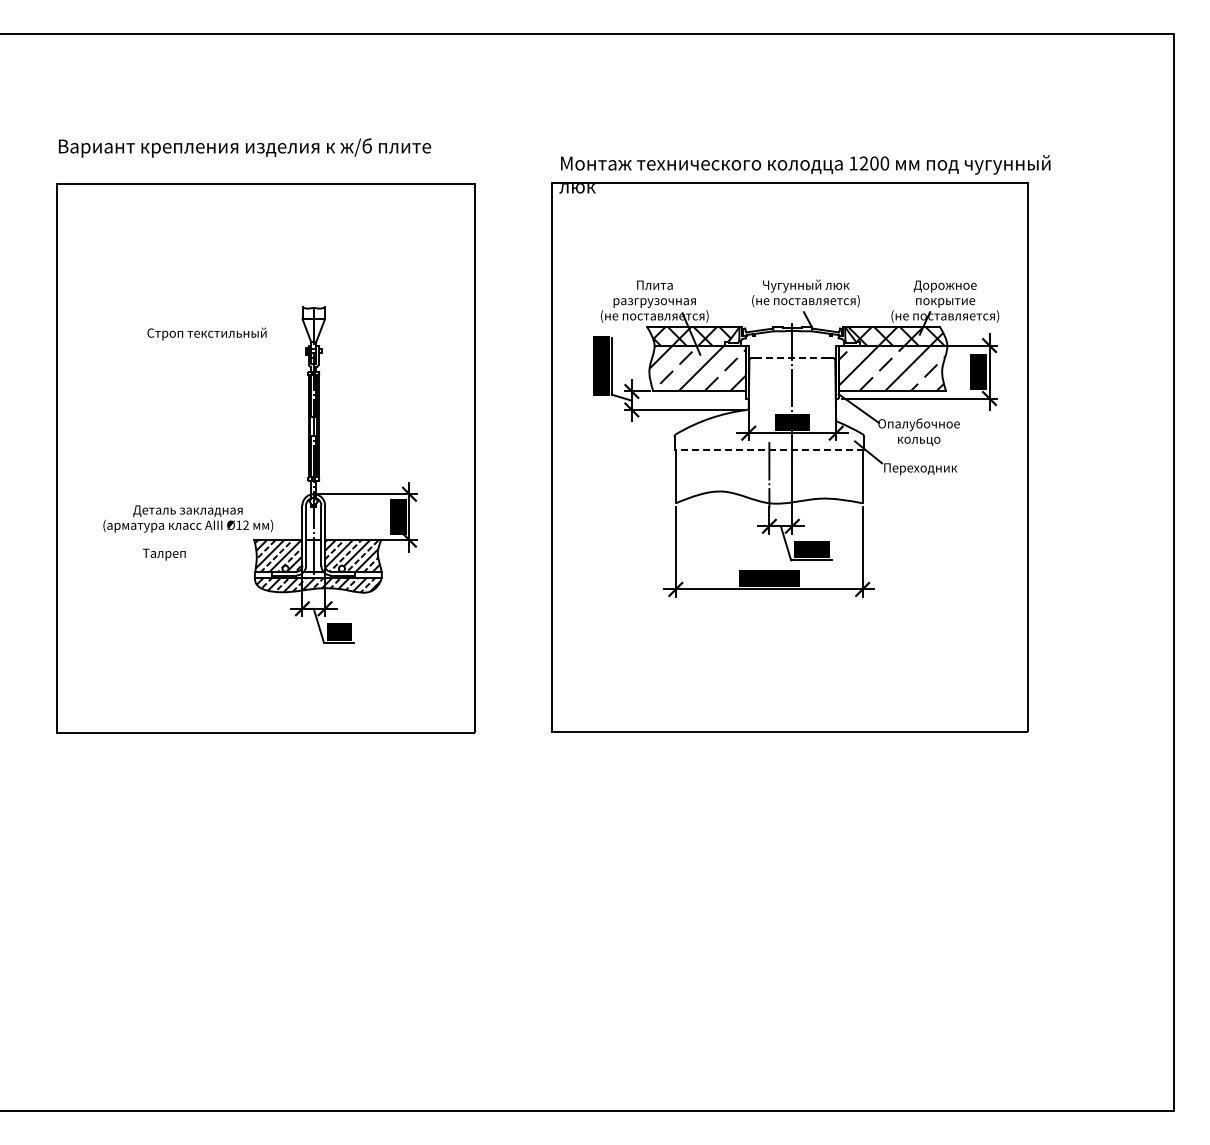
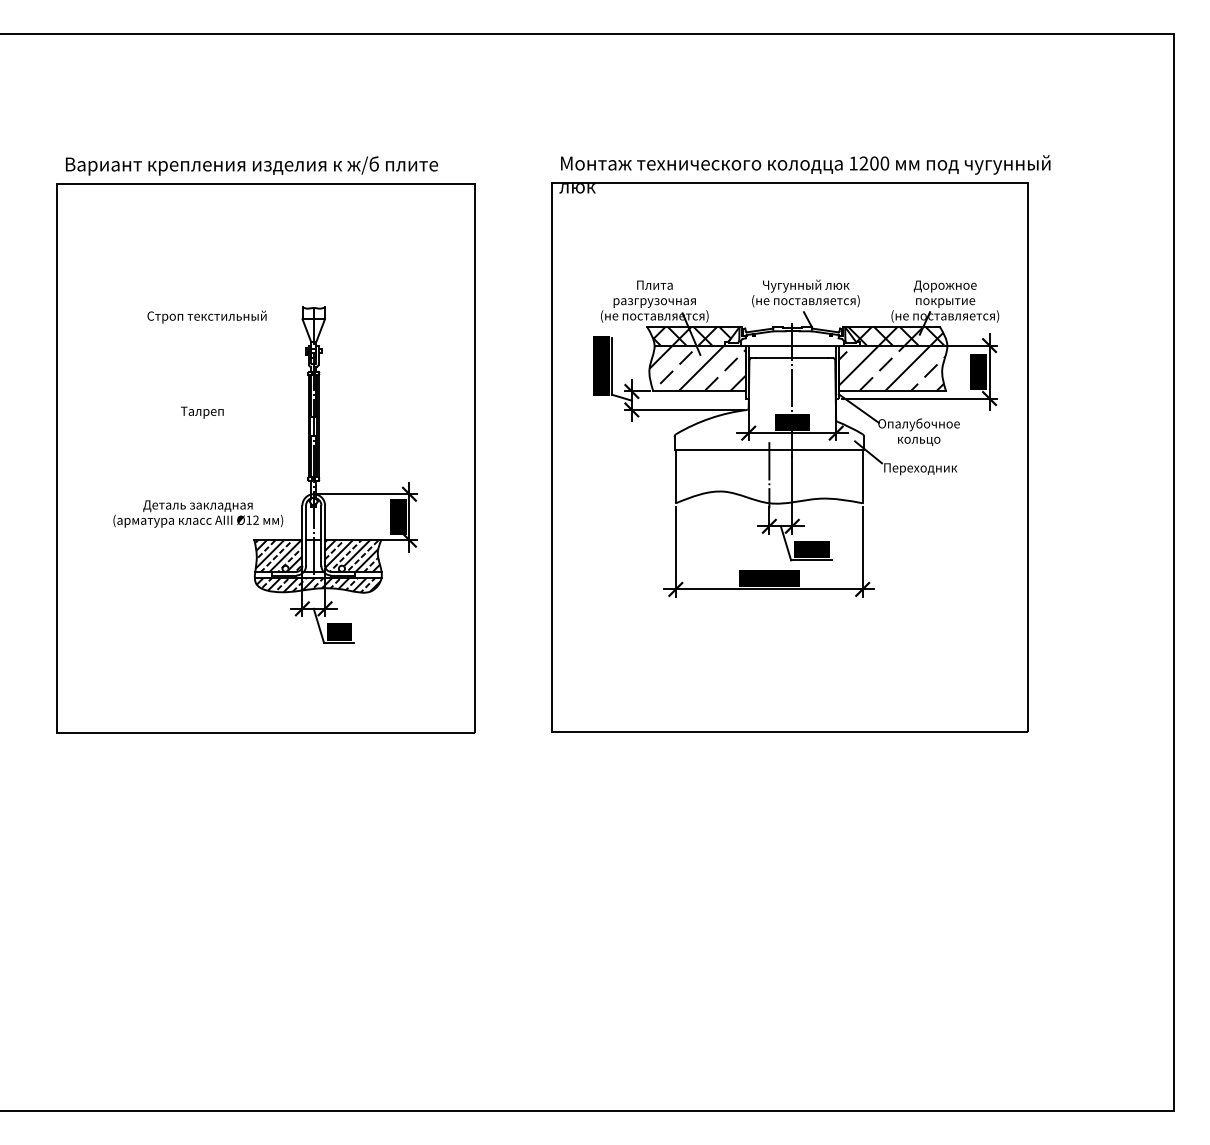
text position: (245, 147) -> (252, 165) (252, 165)
text position: (206, 333) -> (206, 316) (206, 316)
line: none -> present (792, 345)
line: dashed -> solid (792, 358)
line: dashed -> solid (769, 449)
text position: (188, 518) -> (198, 513) (198, 513)
text position: (164, 554) -> (202, 412) (202, 412)
